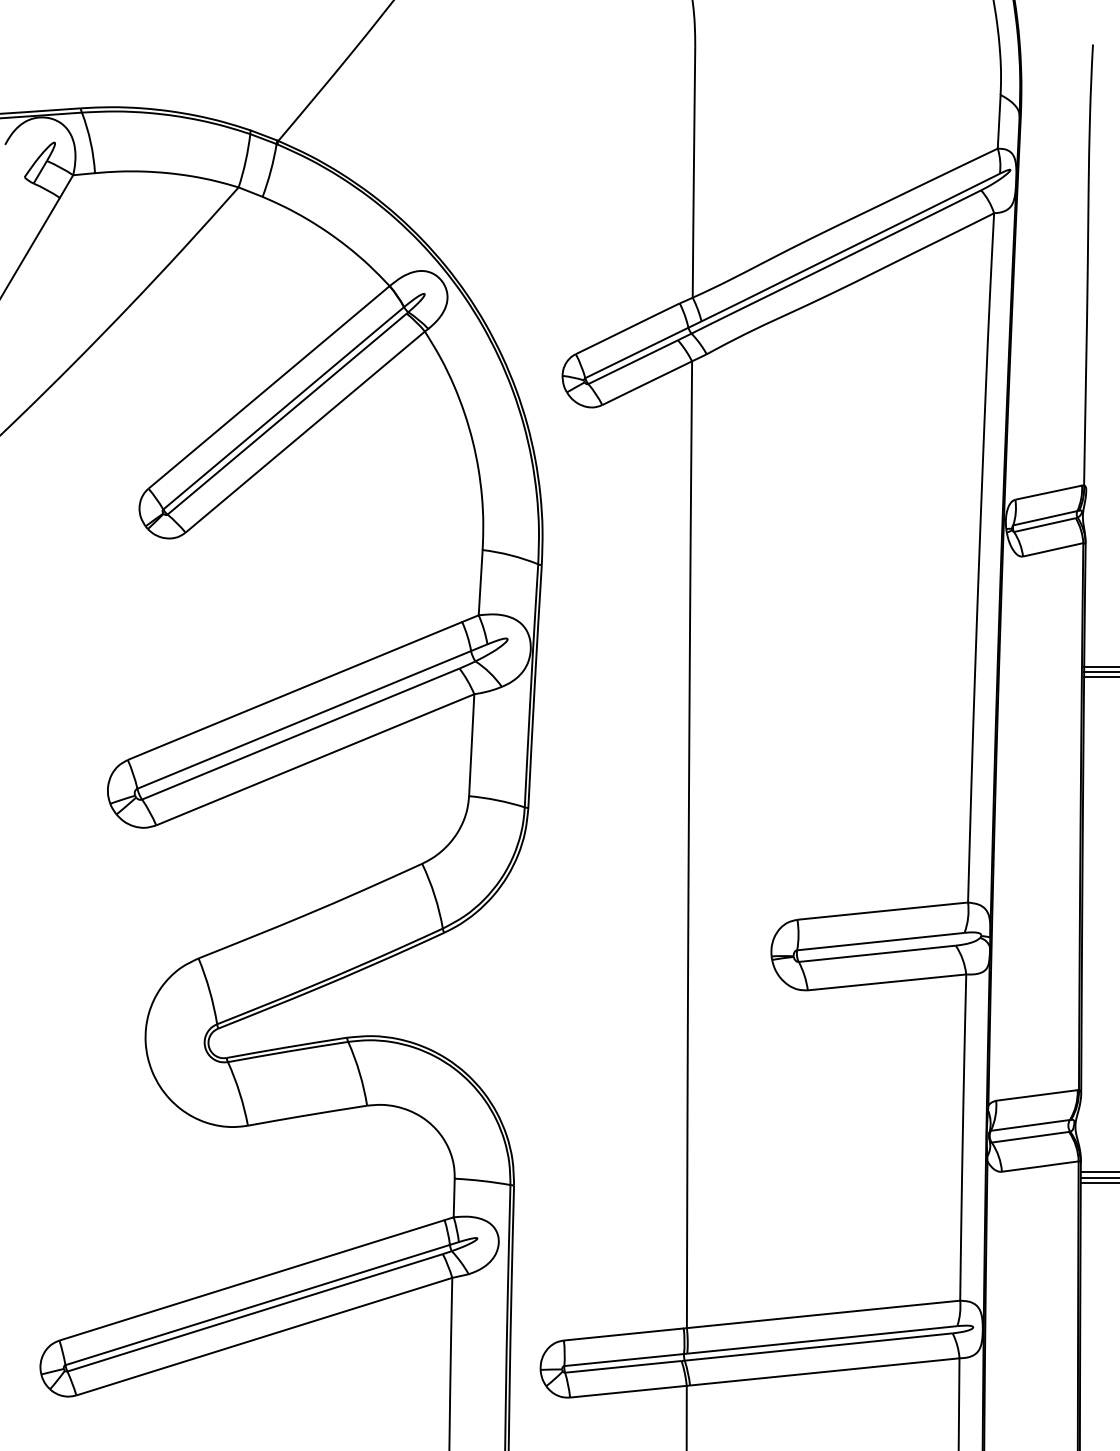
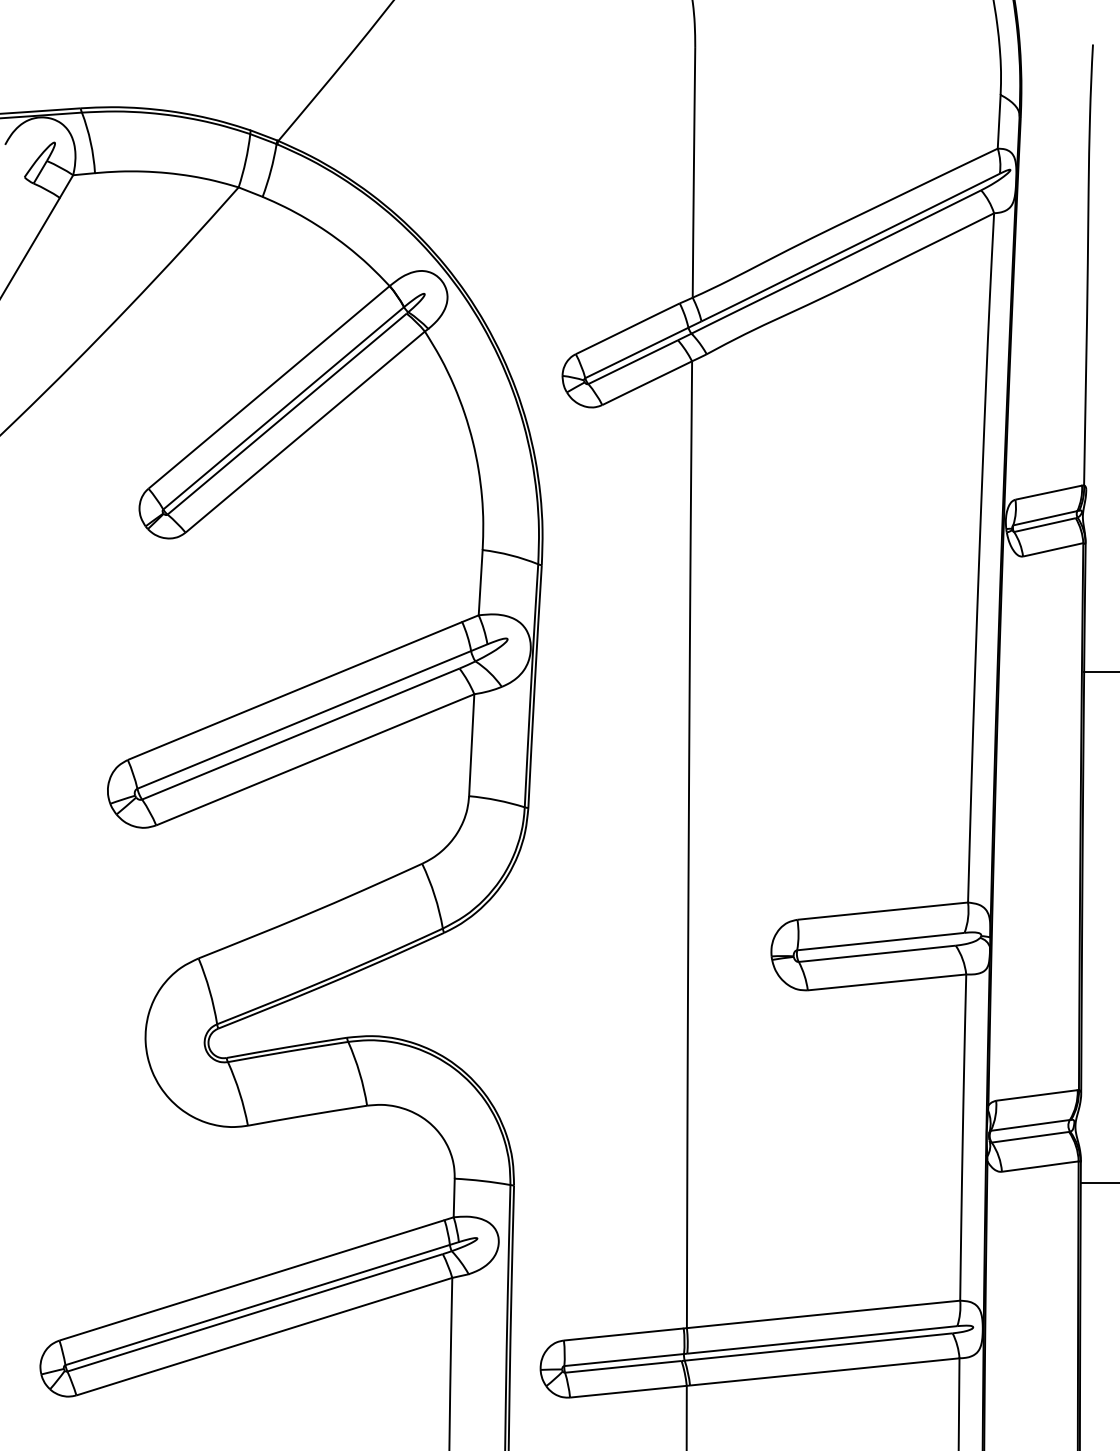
line: present -> none (1100, 666)
line: present -> none (1100, 677)
line: present -> none (1098, 1172)
line: present -> none (1098, 1177)
